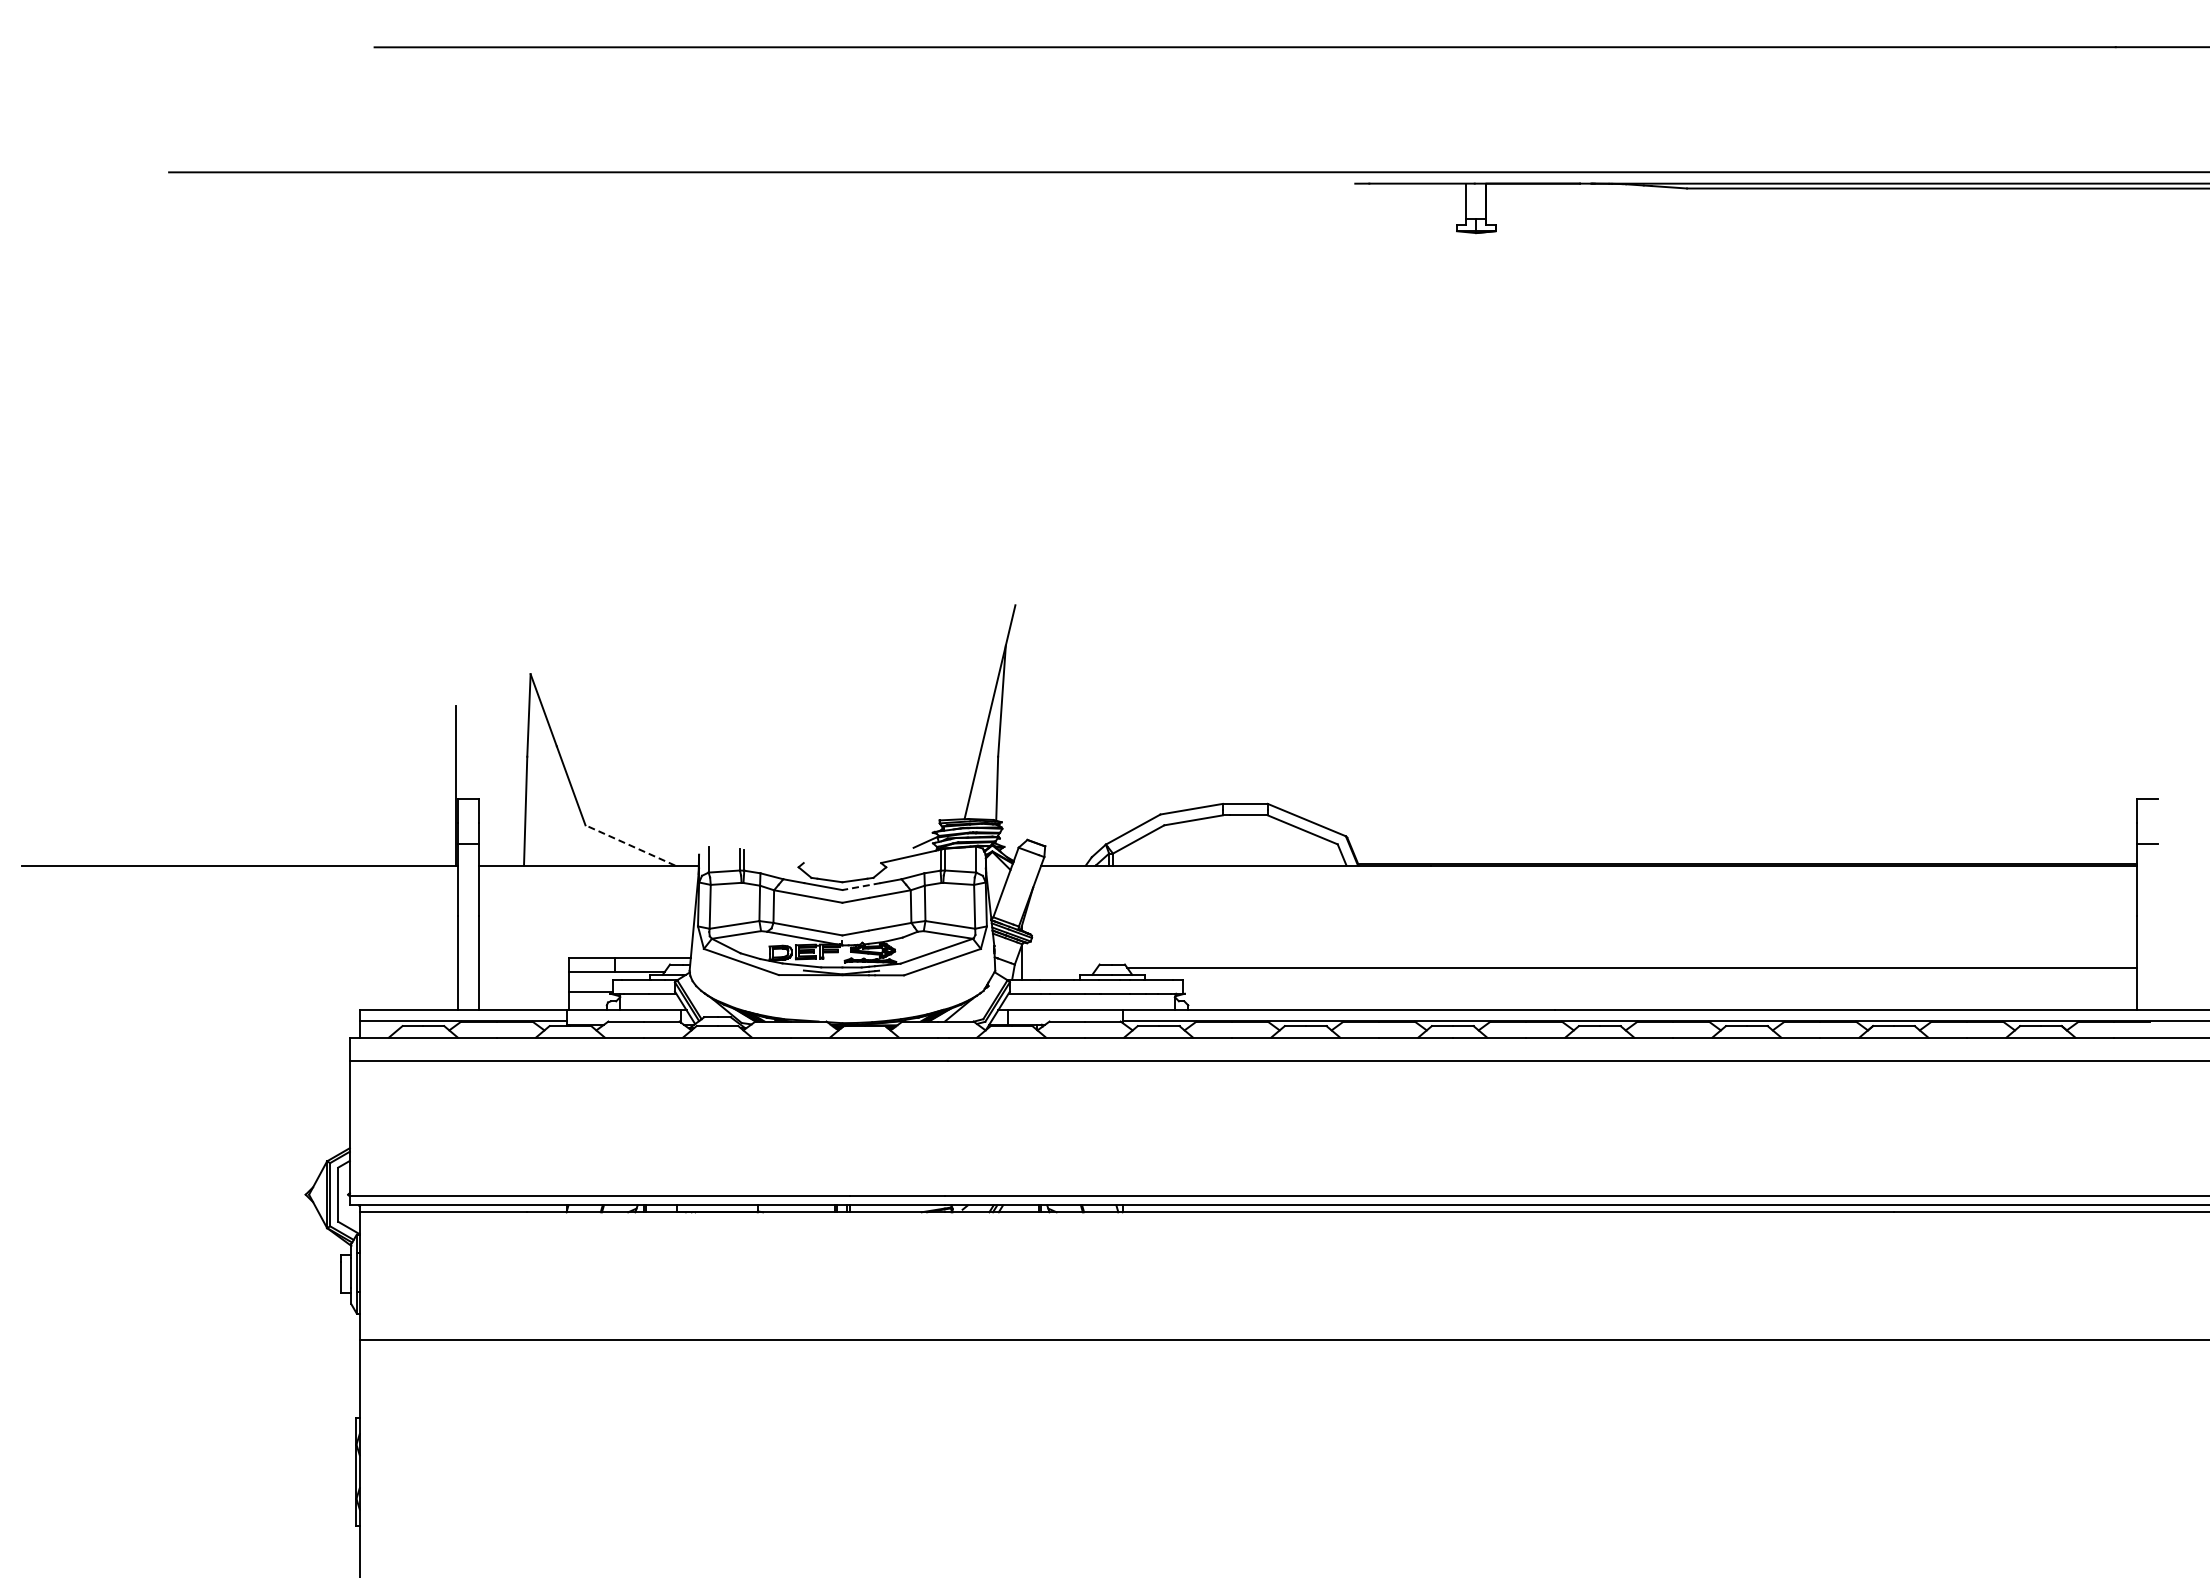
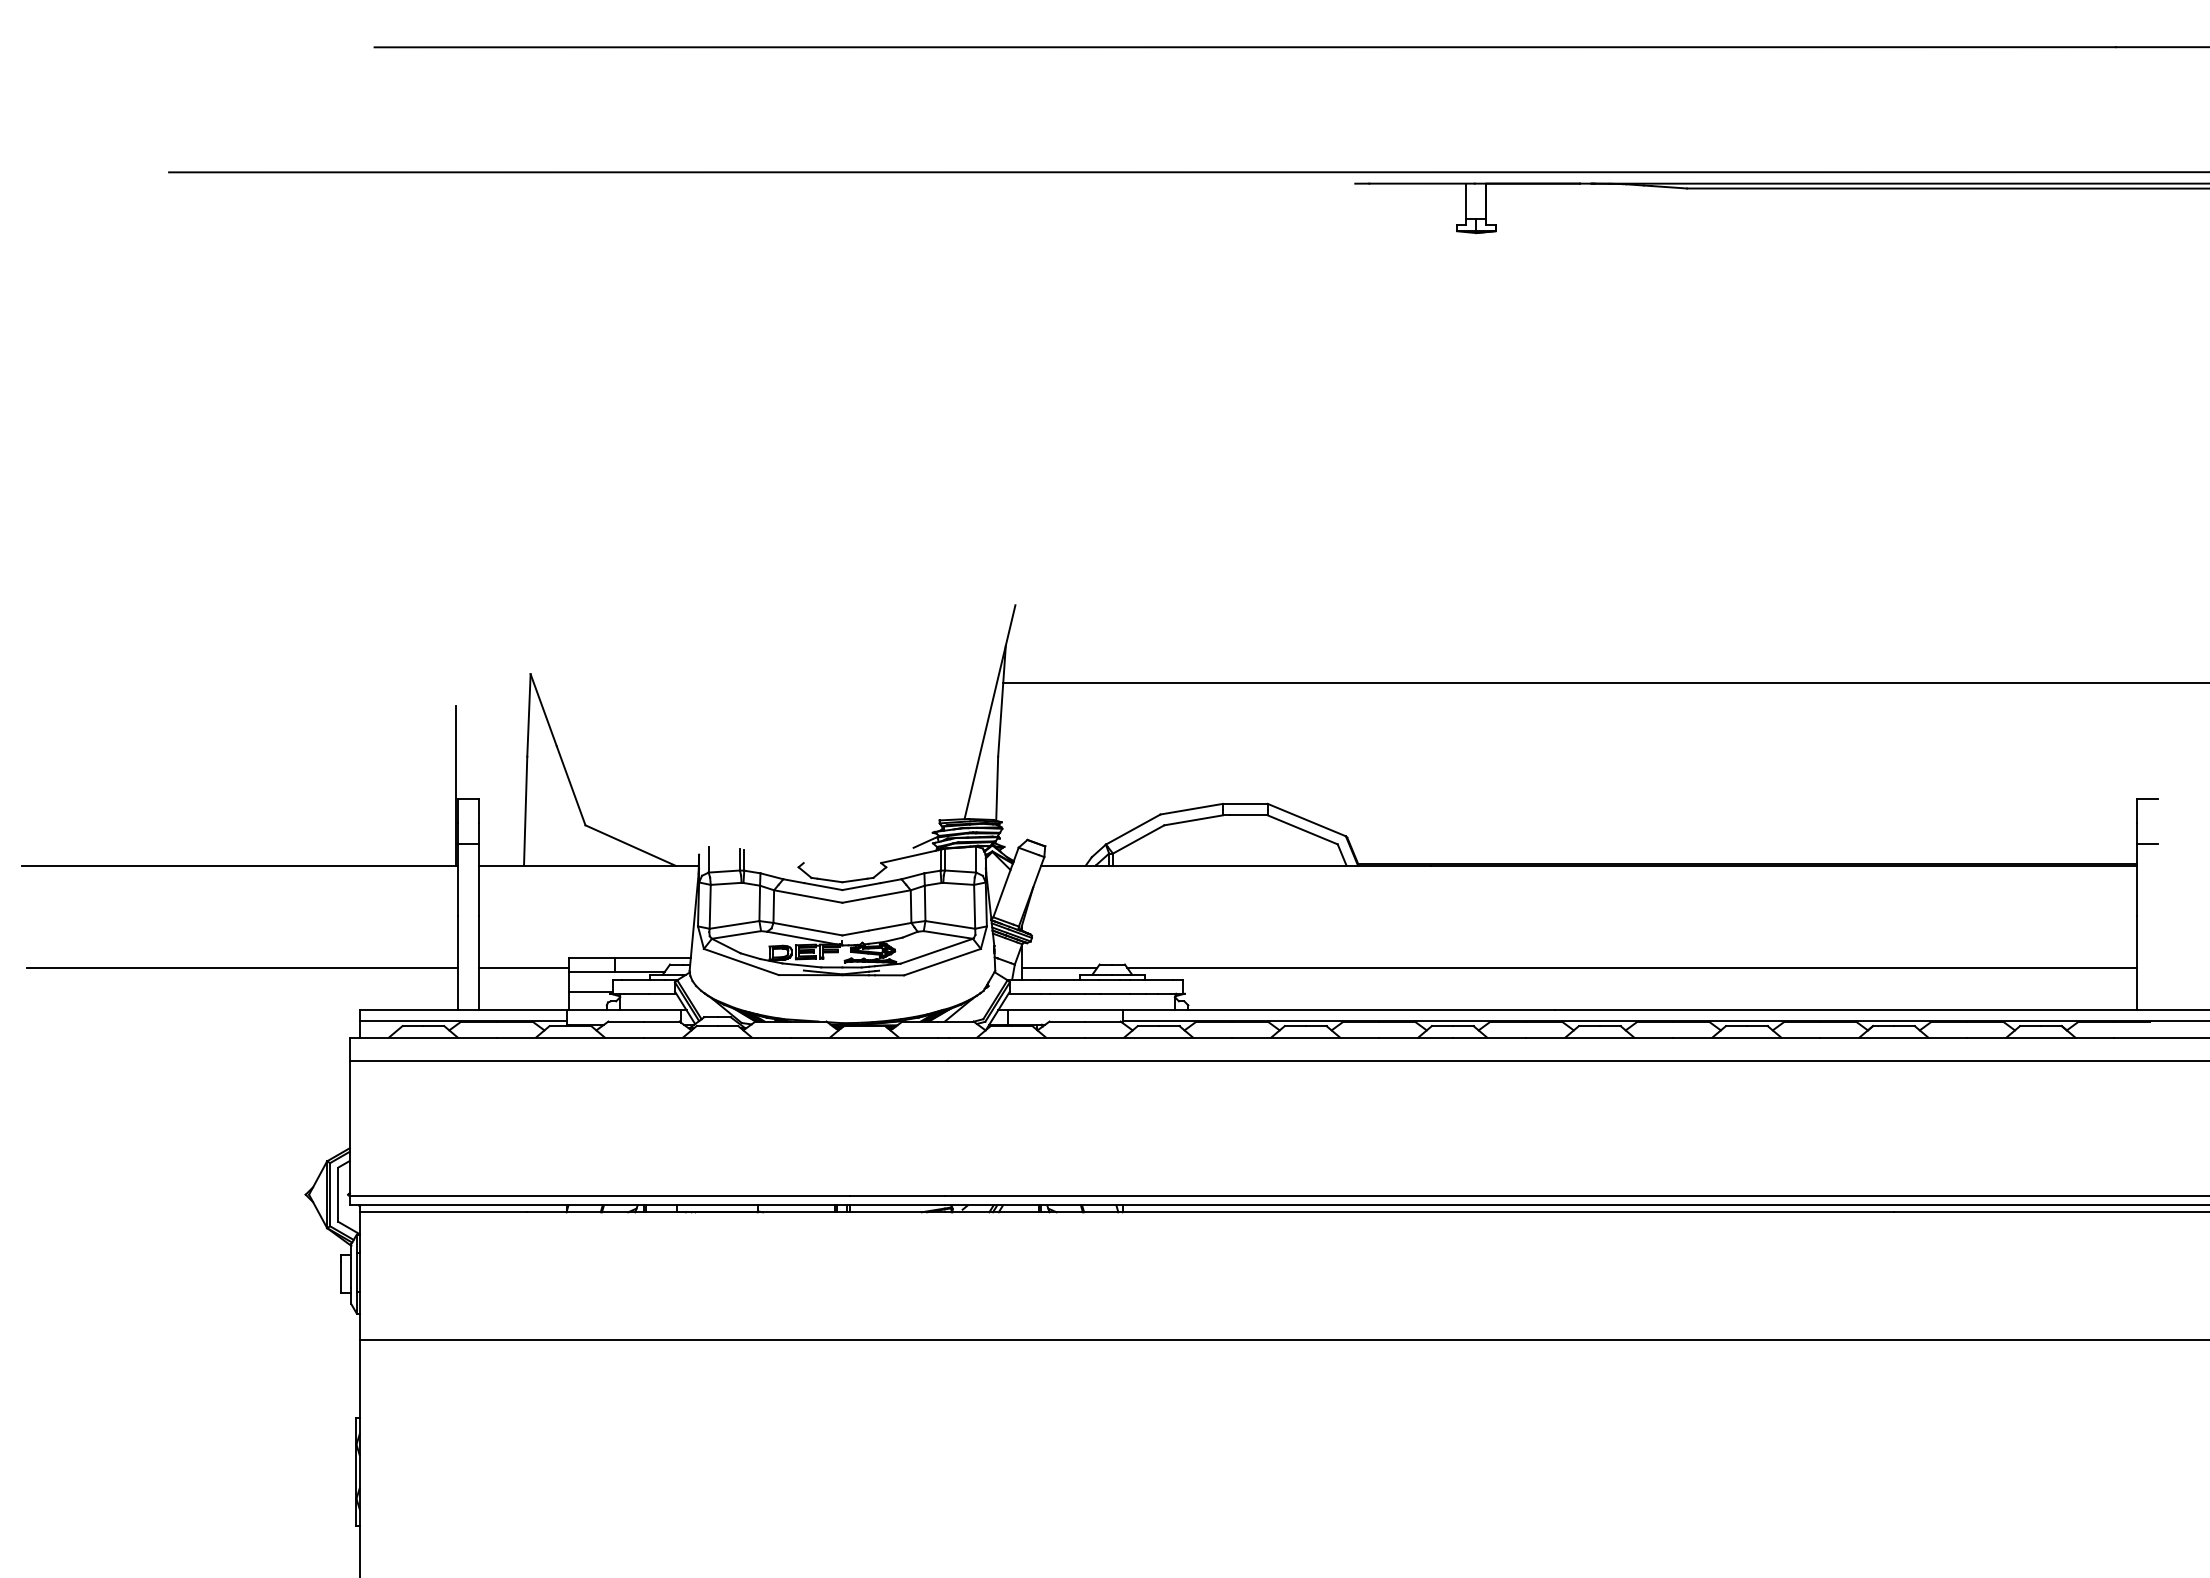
line: none -> present (1604, 682)
line: dashed -> solid (629, 845)
line: dashed -> solid (861, 886)
line: none -> present (242, 967)
line: none -> present (523, 967)
line: none -> present (1059, 967)
